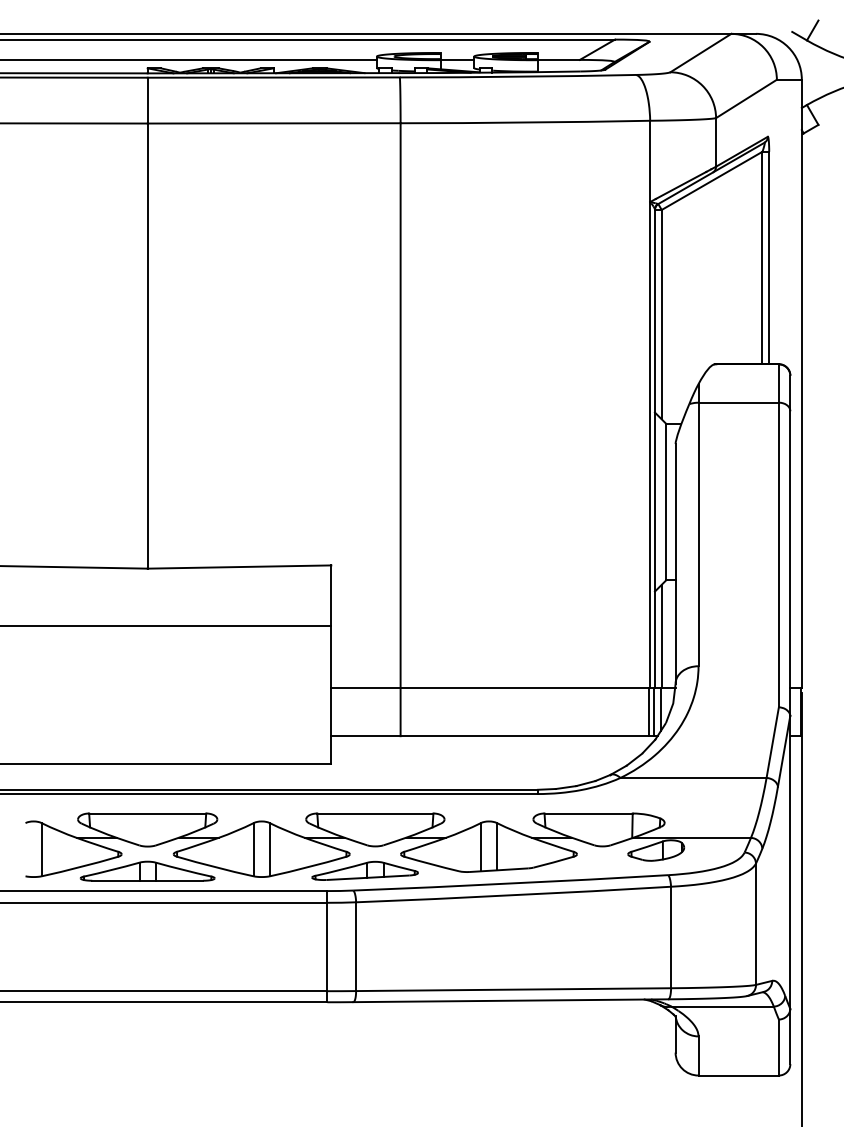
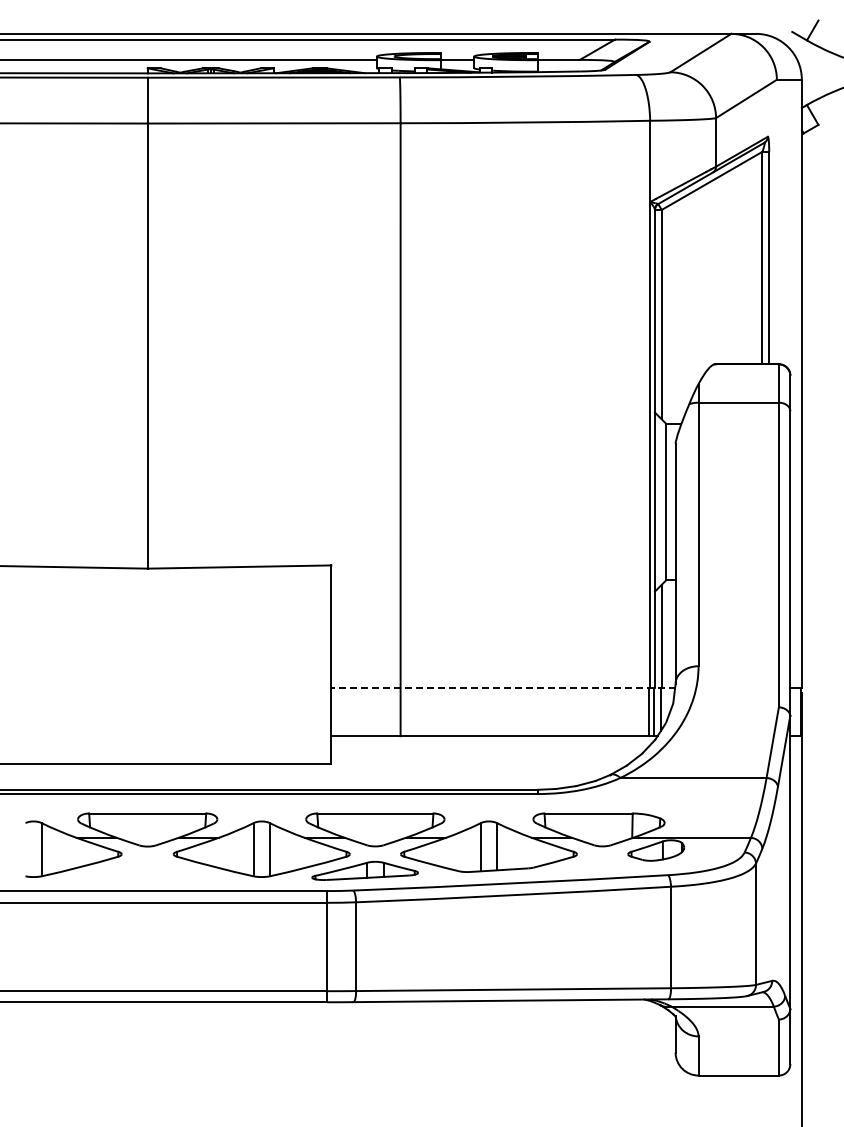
line: present -> none (166, 626)
line: solid -> dashed (502, 688)
part: present -> none (147, 870)
